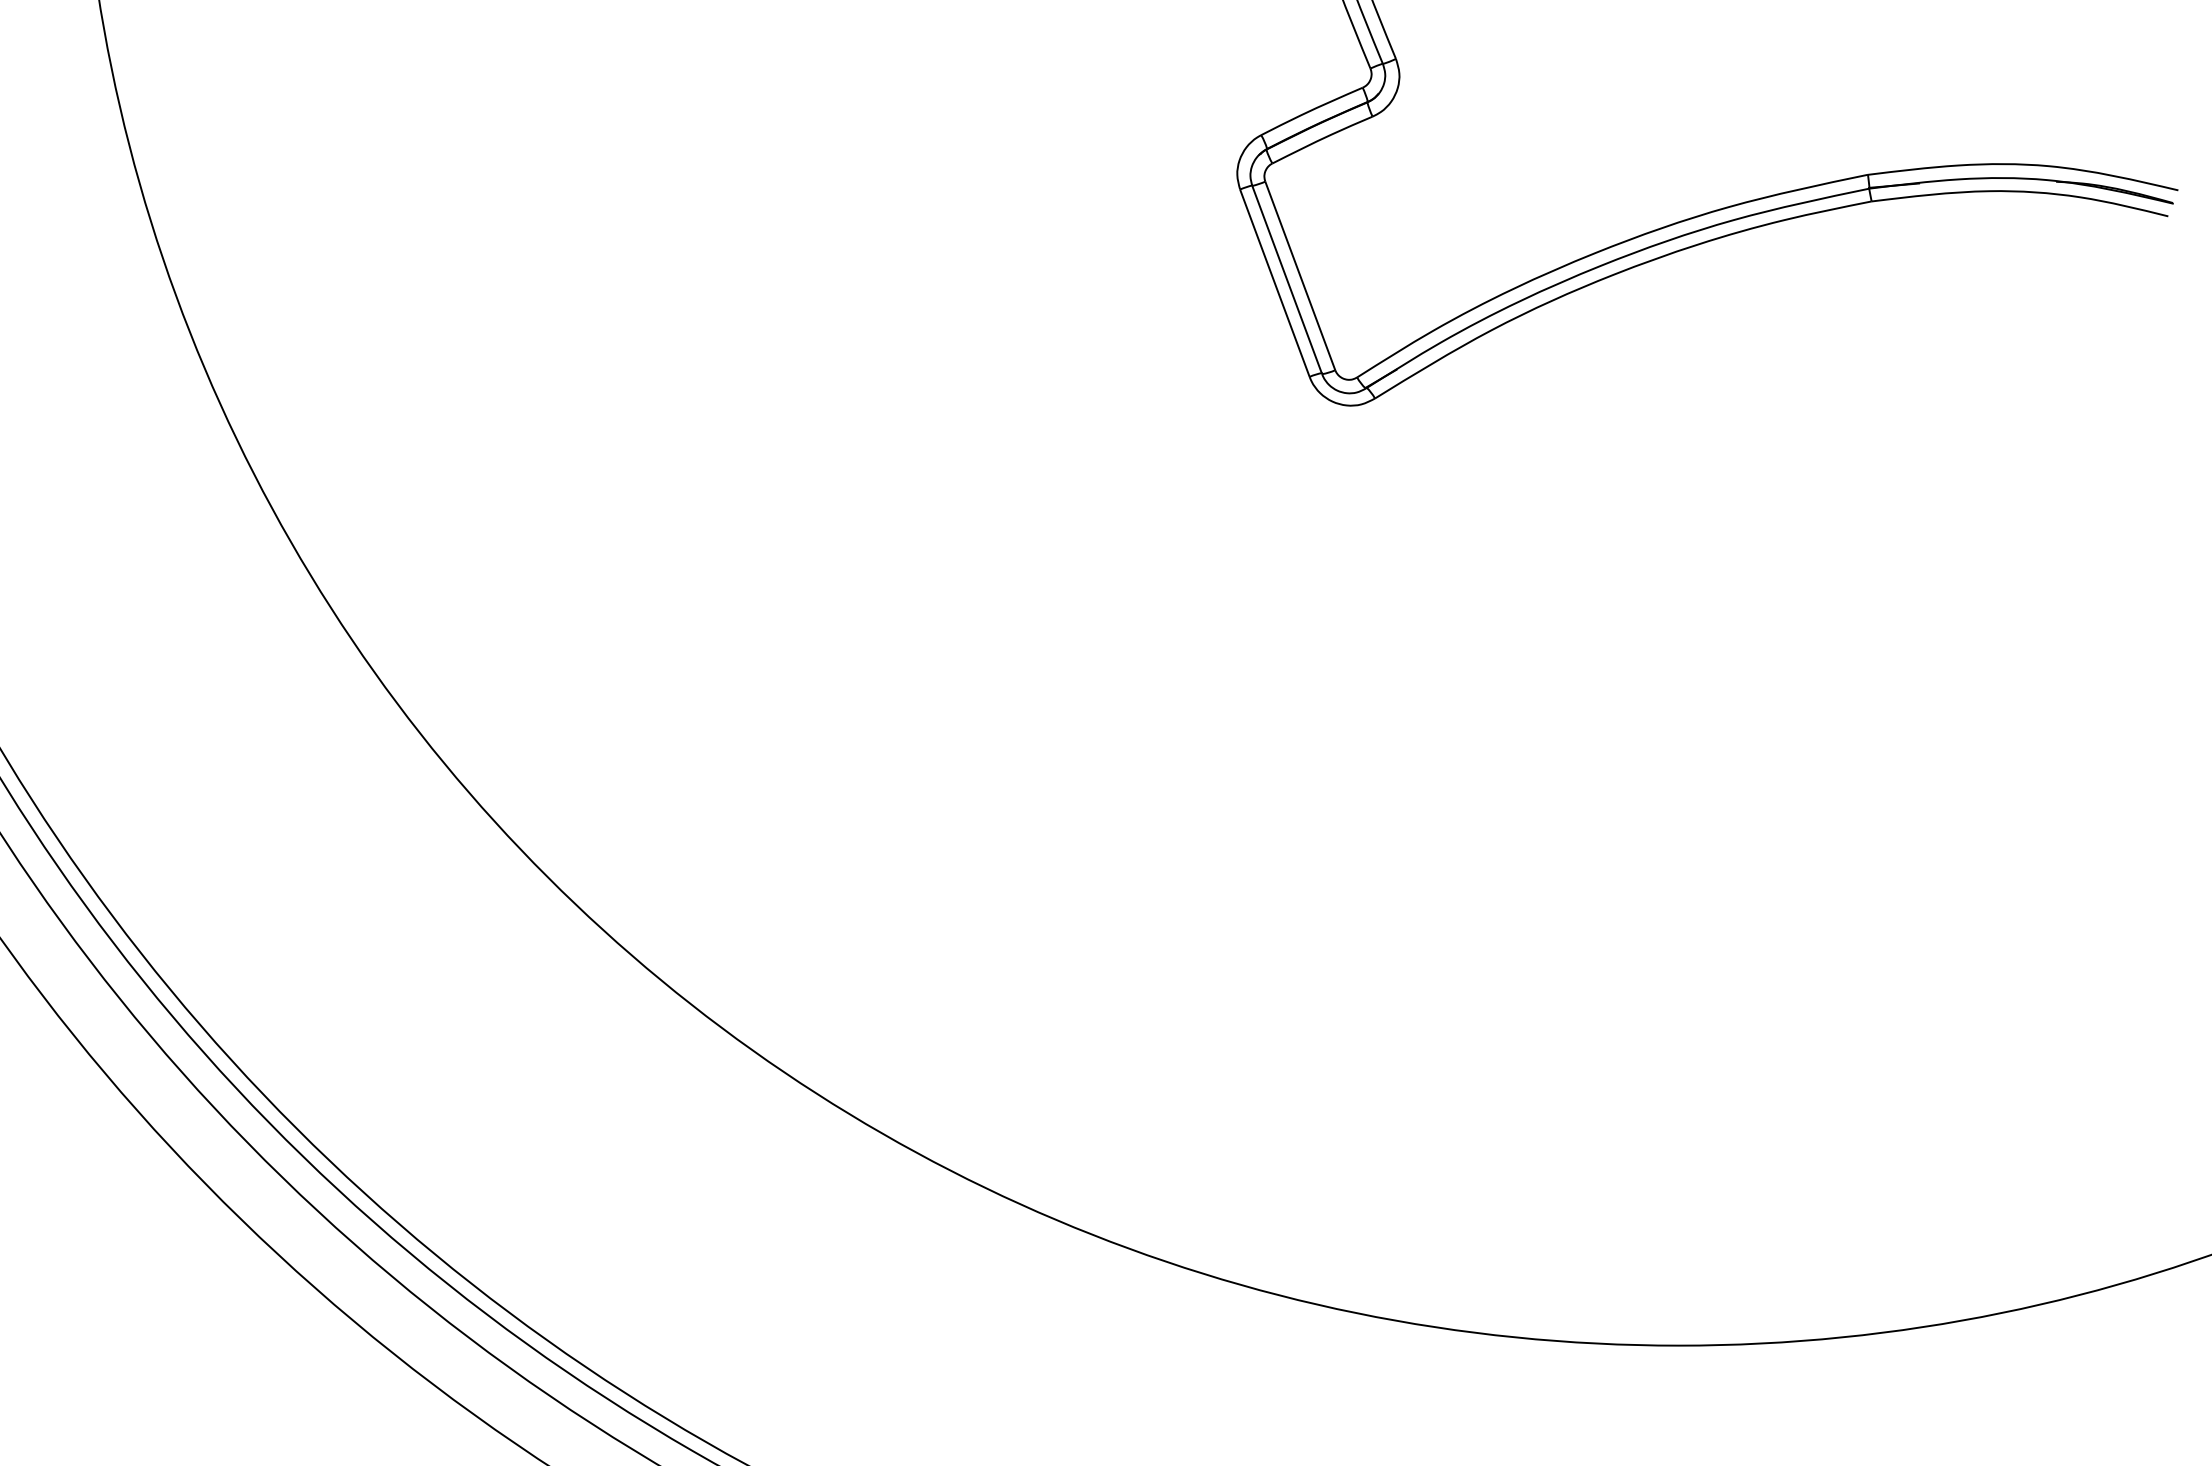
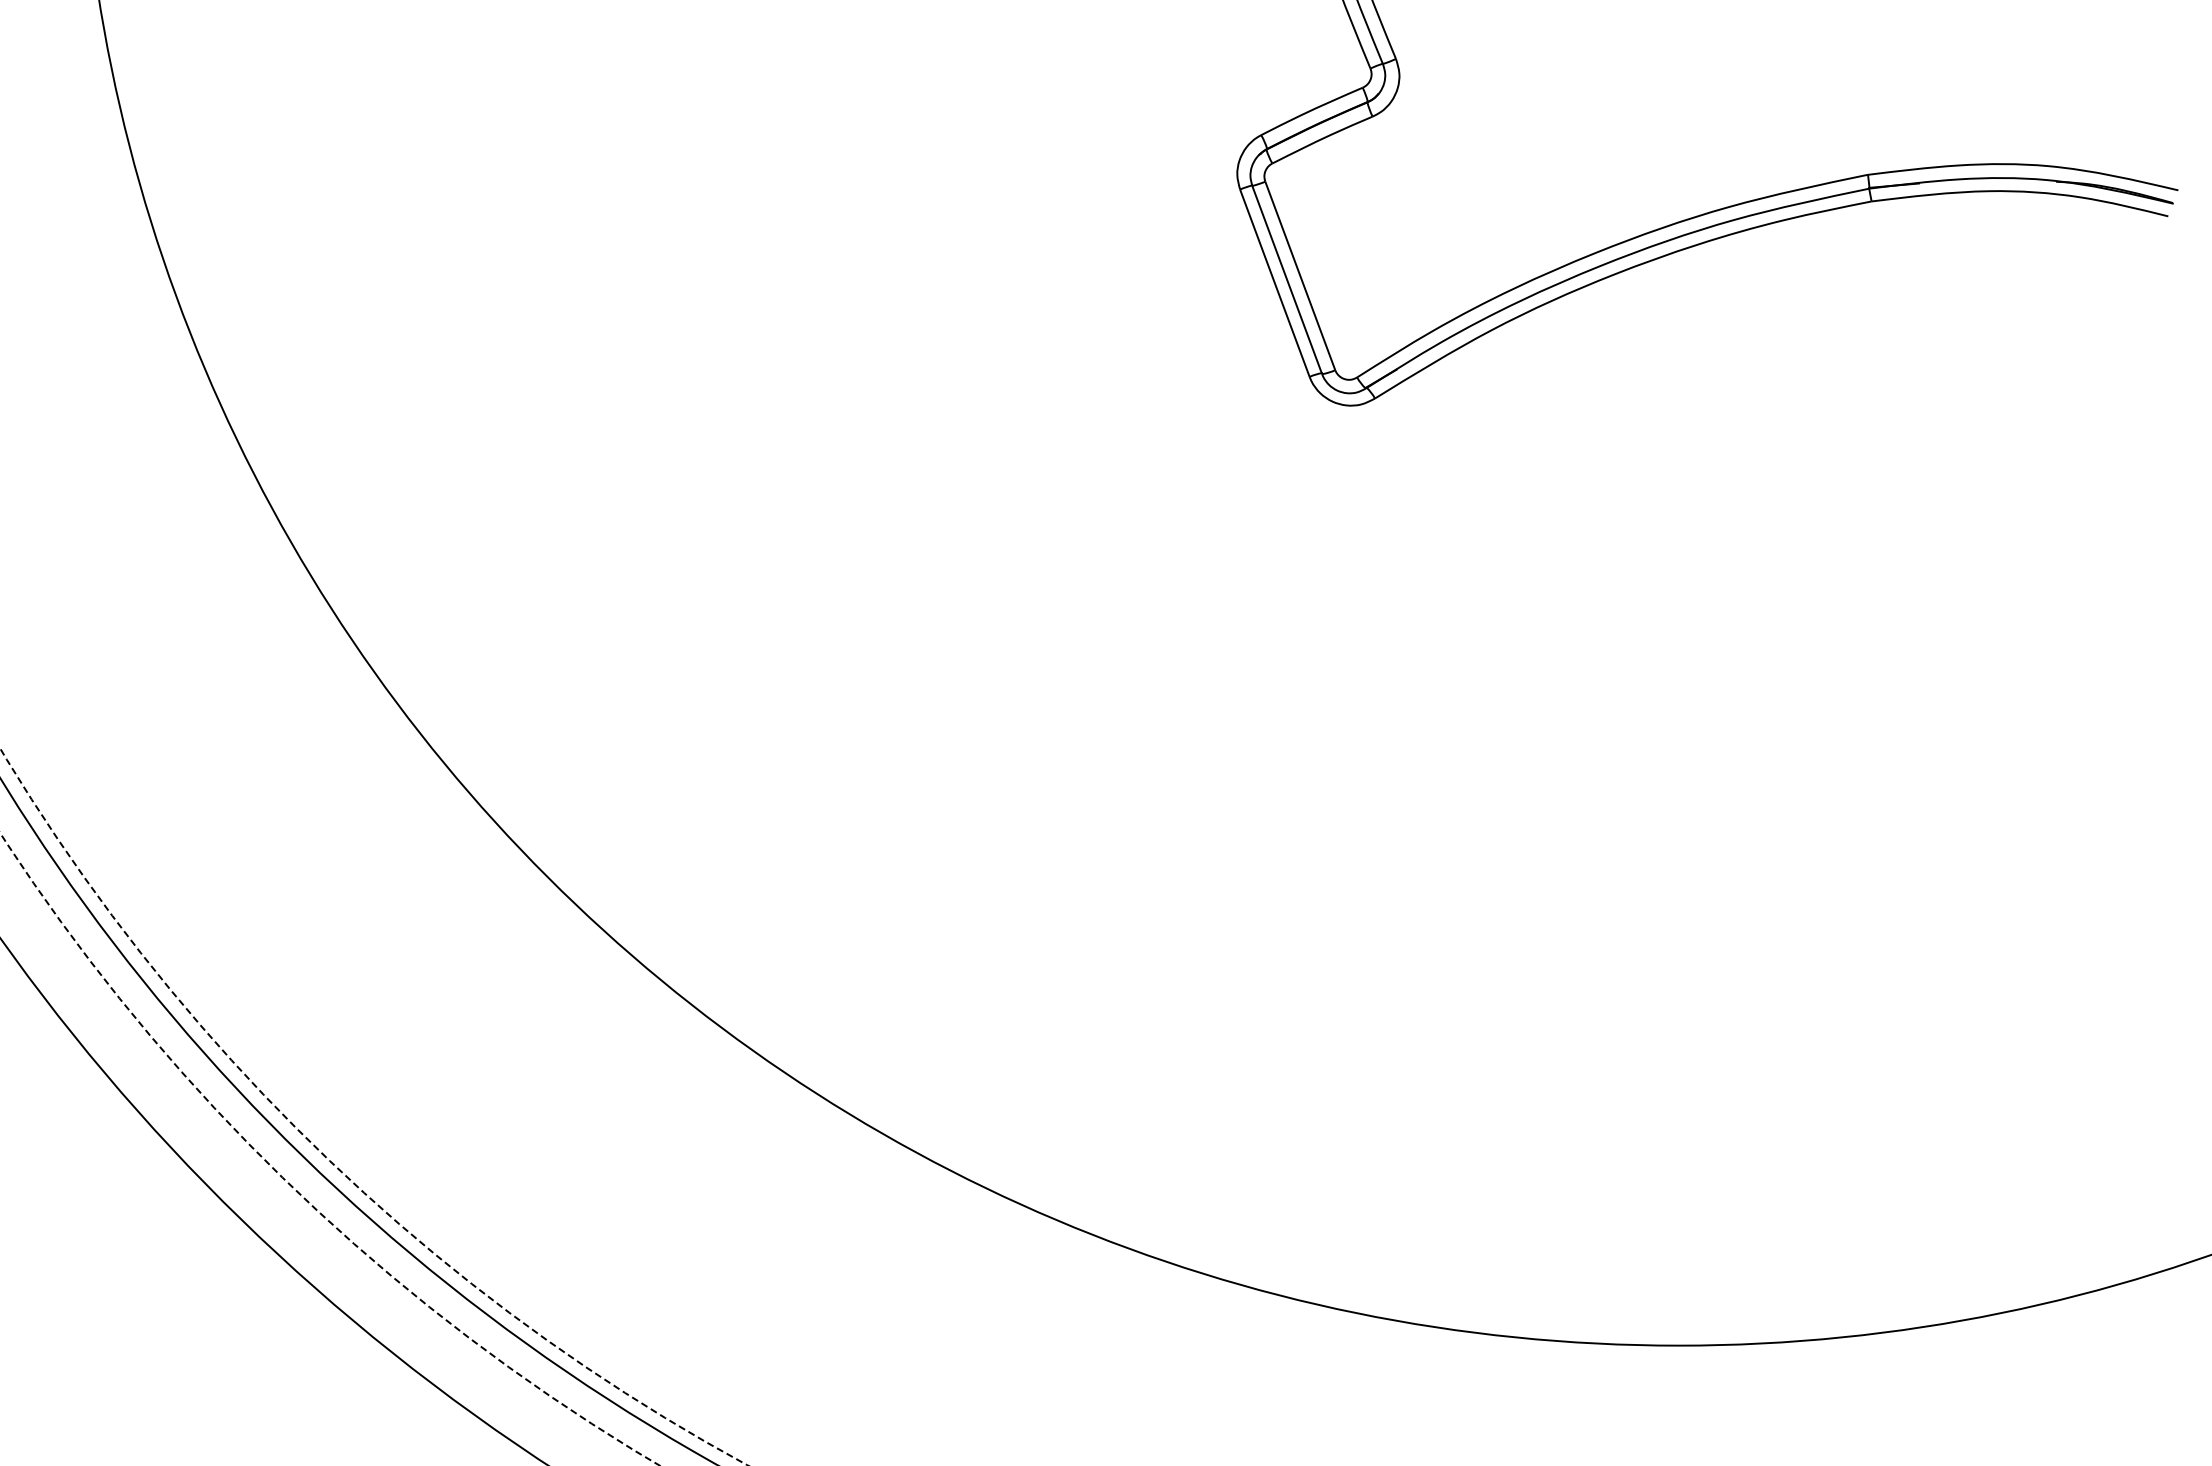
circle: solid -> dashed (374, 1106)
arc: solid -> dashed (292, 1187)
